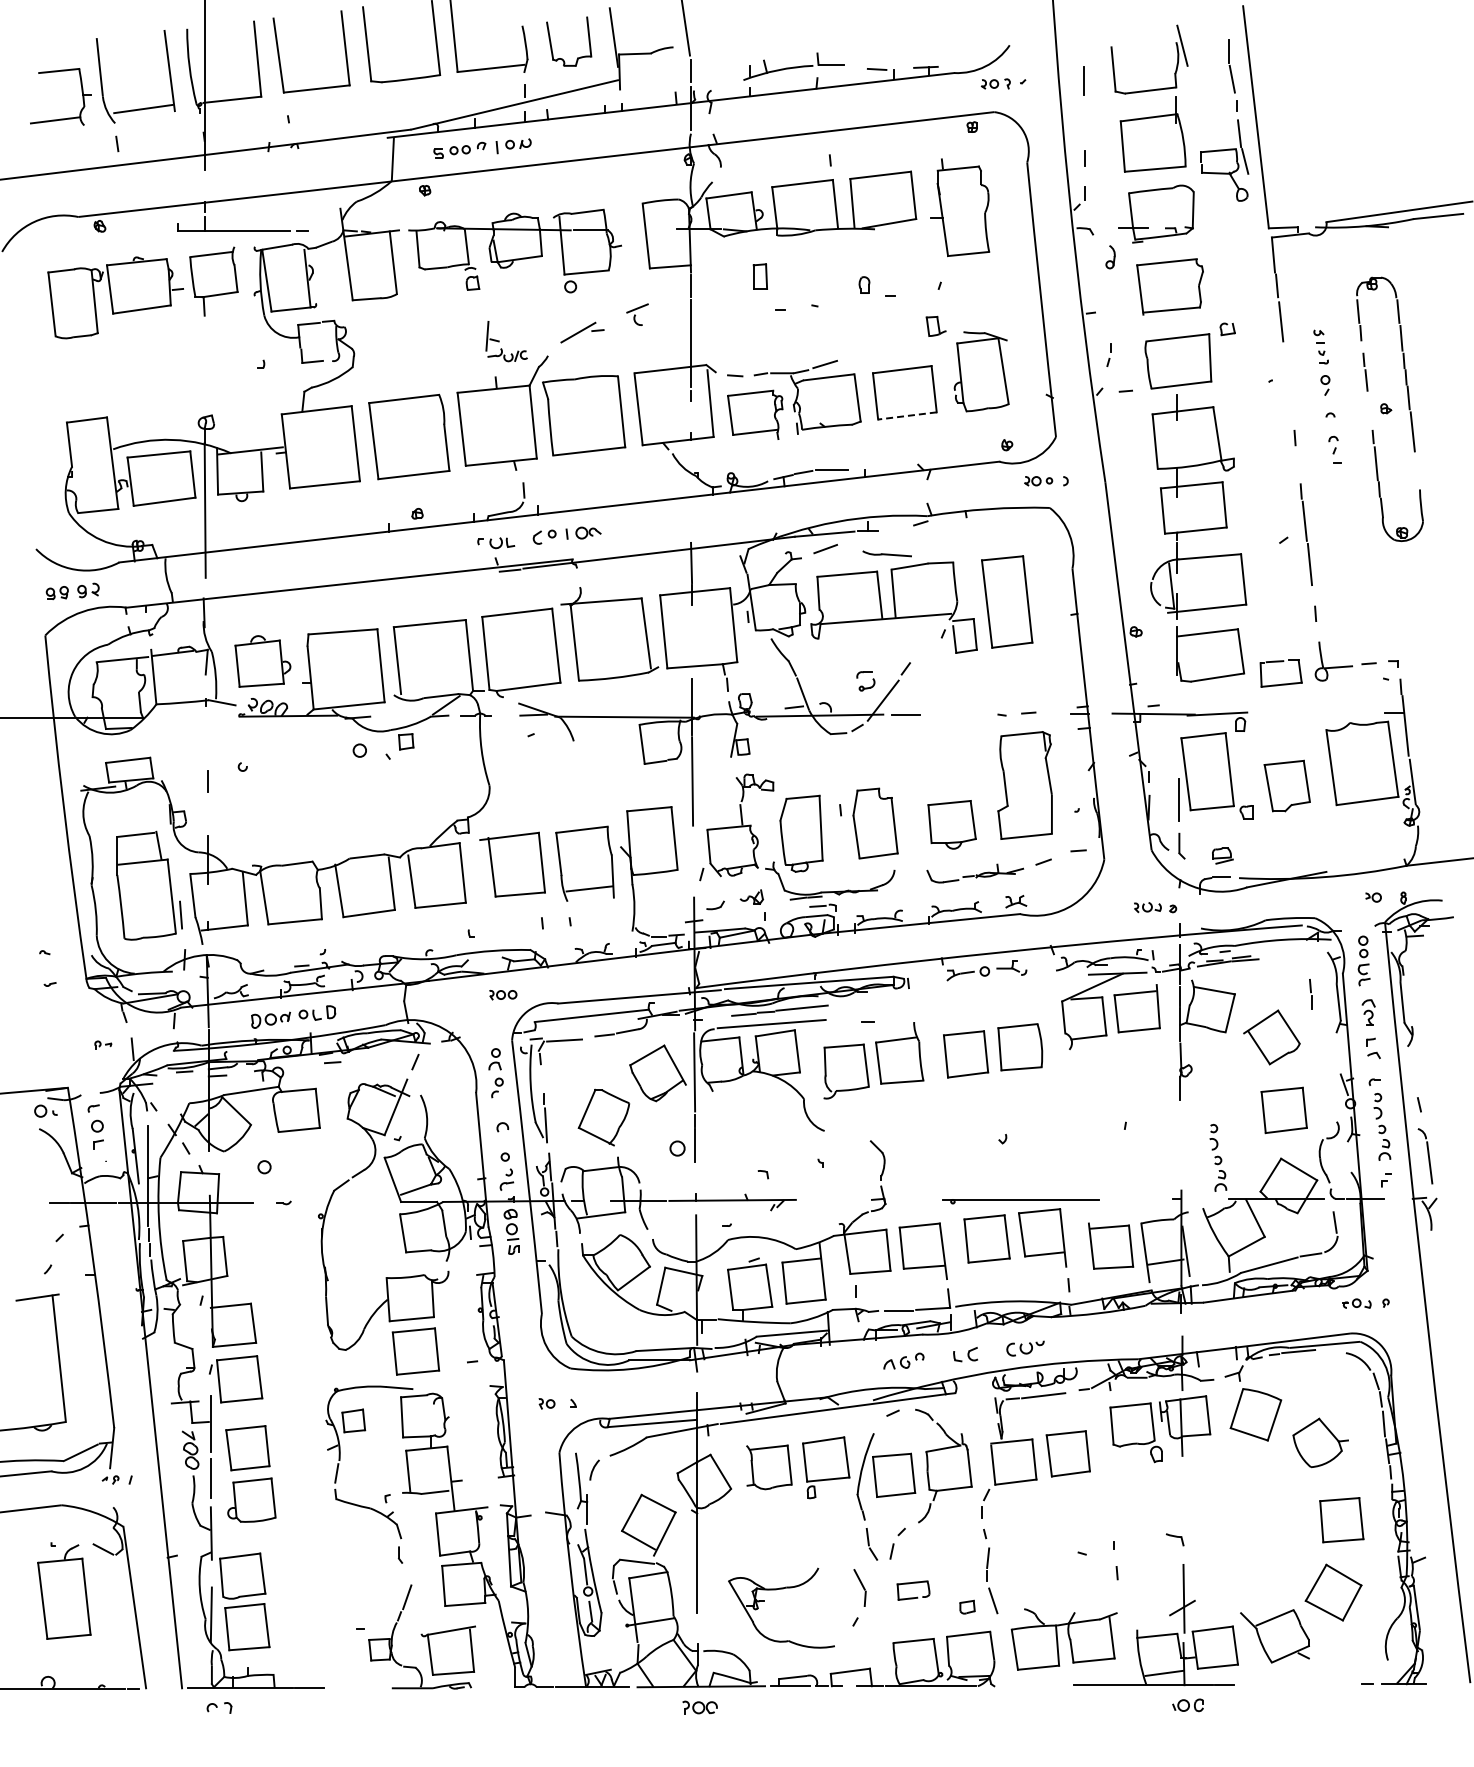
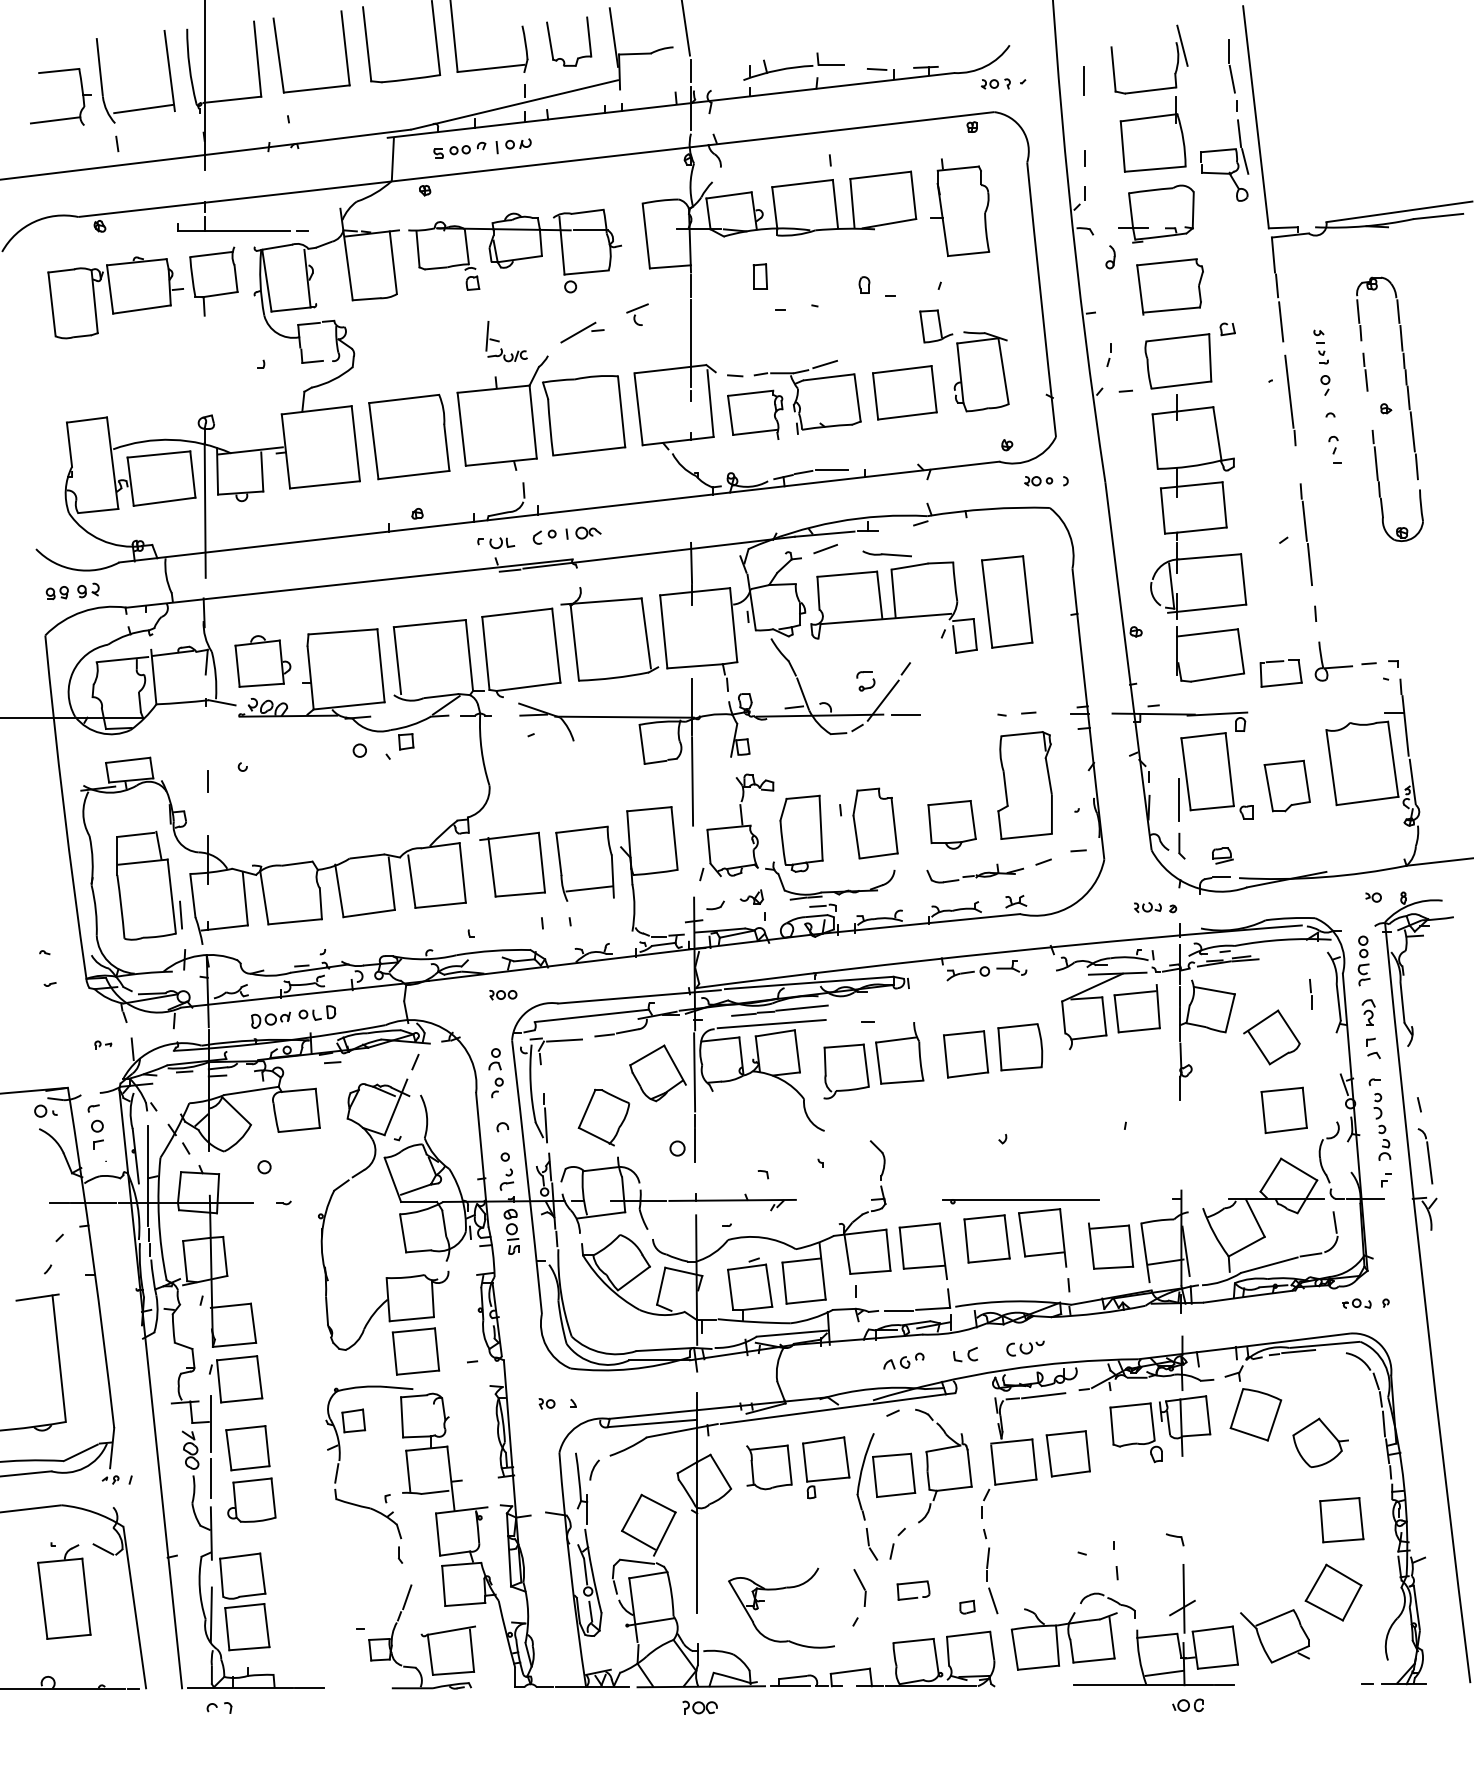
part size: 22x22 px -> 35x35 px (936, 326)
line: none -> present (1289, 391)
line: dashed -> solid (907, 415)
line: none -> present (1416, 466)
part: present -> none (1218, 1157)
part: none -> present (1108, 1599)
